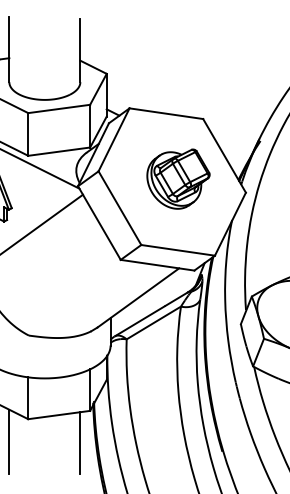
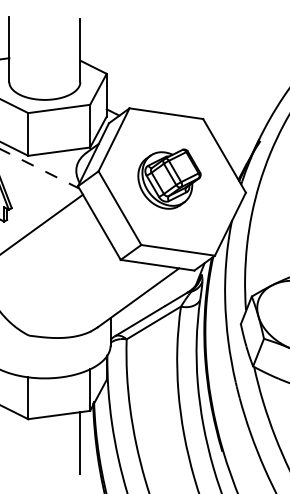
line: solid -> dashed (40, 169)
part position: (178, 178) -> (169, 178) (169, 178)
line: present -> none (9, 441)
